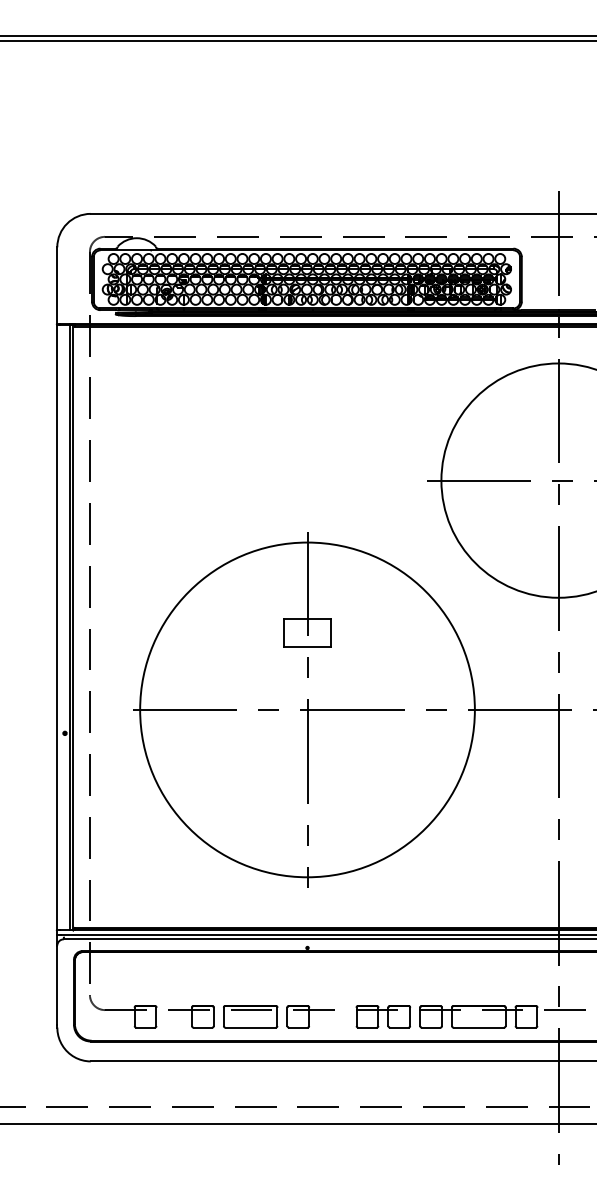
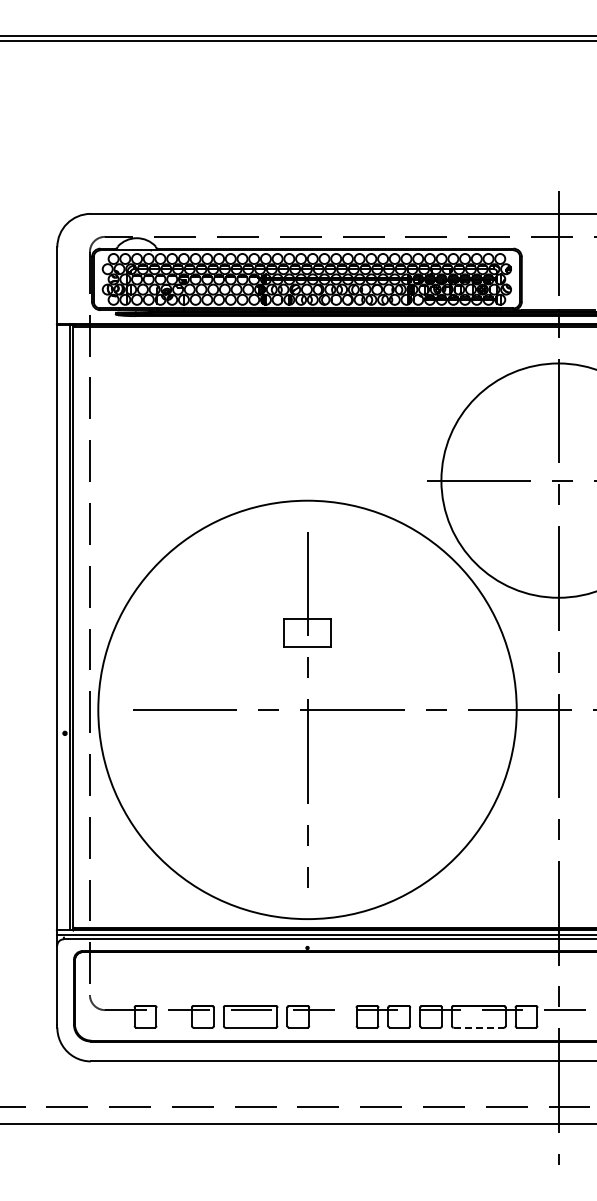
circle diameter: 335 px -> 418 px (307, 709)
line: solid -> dashed (479, 1027)
